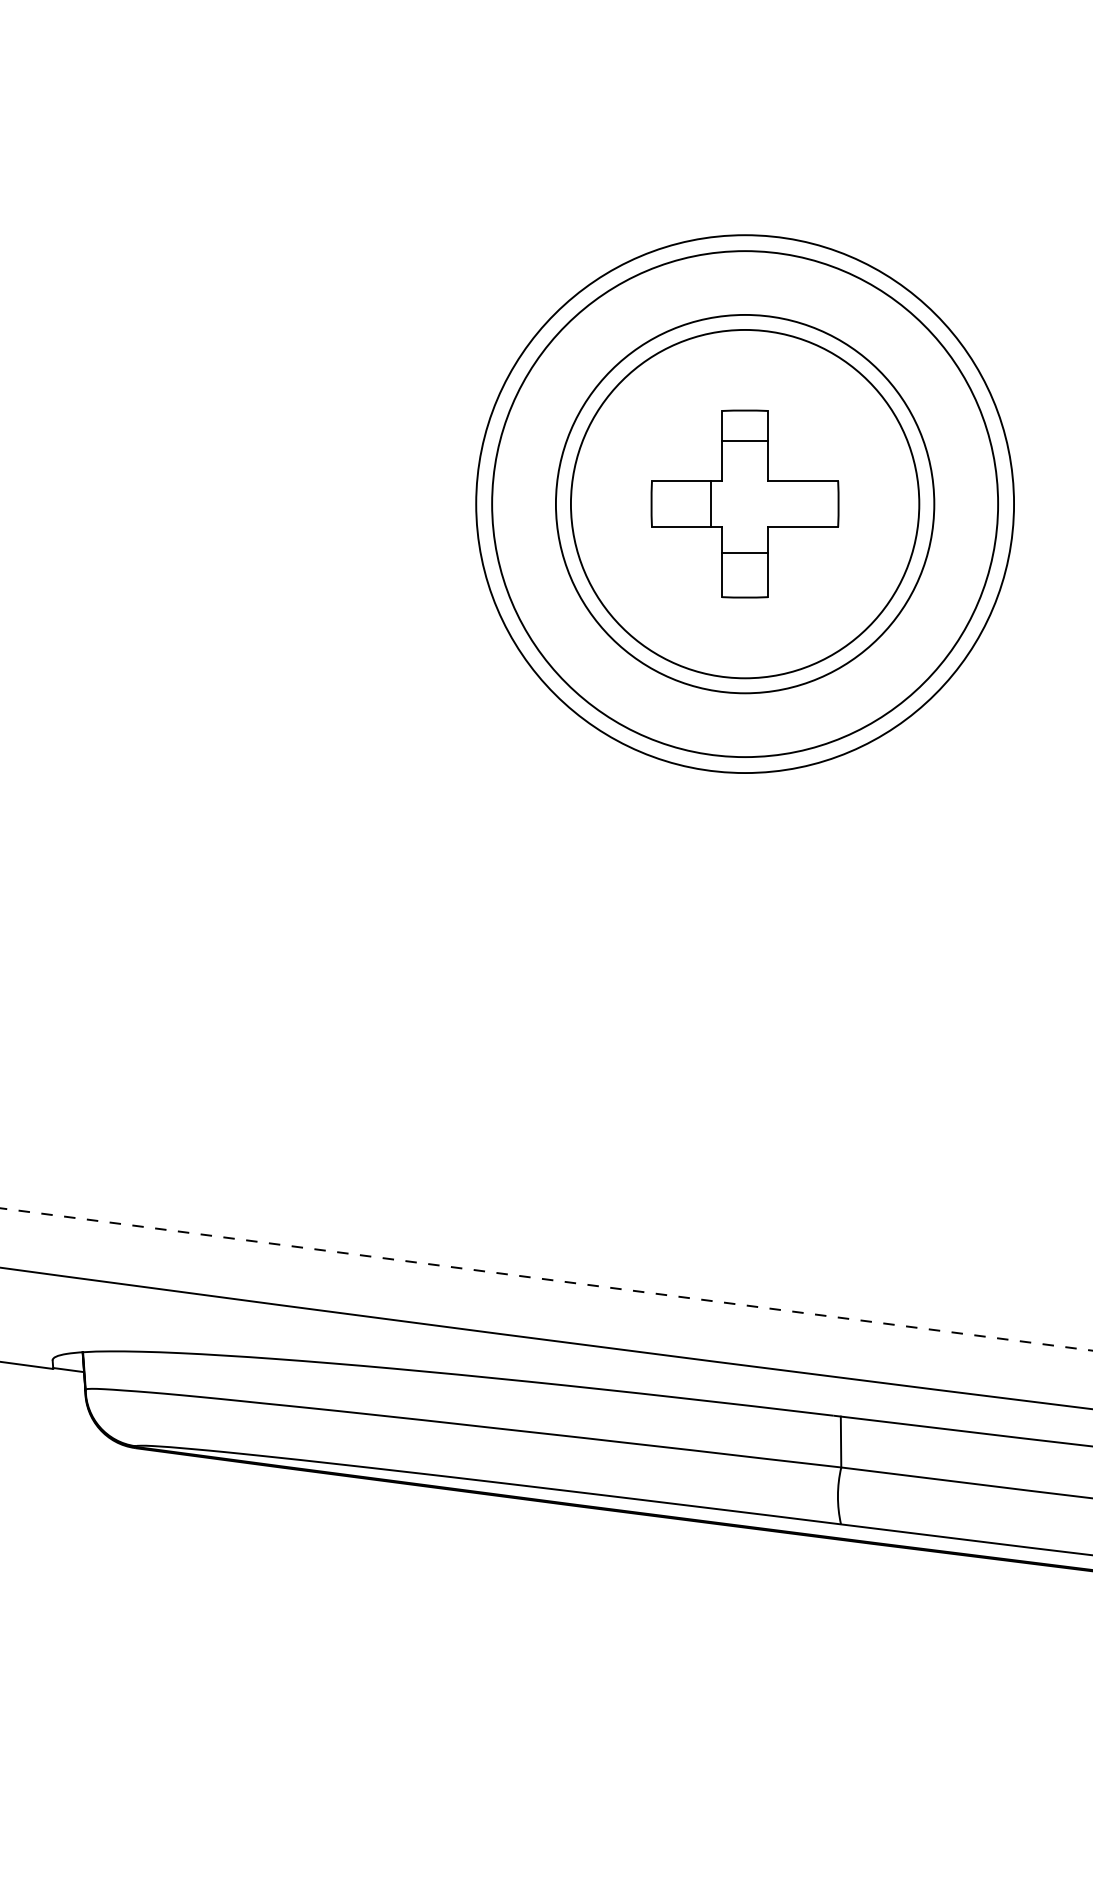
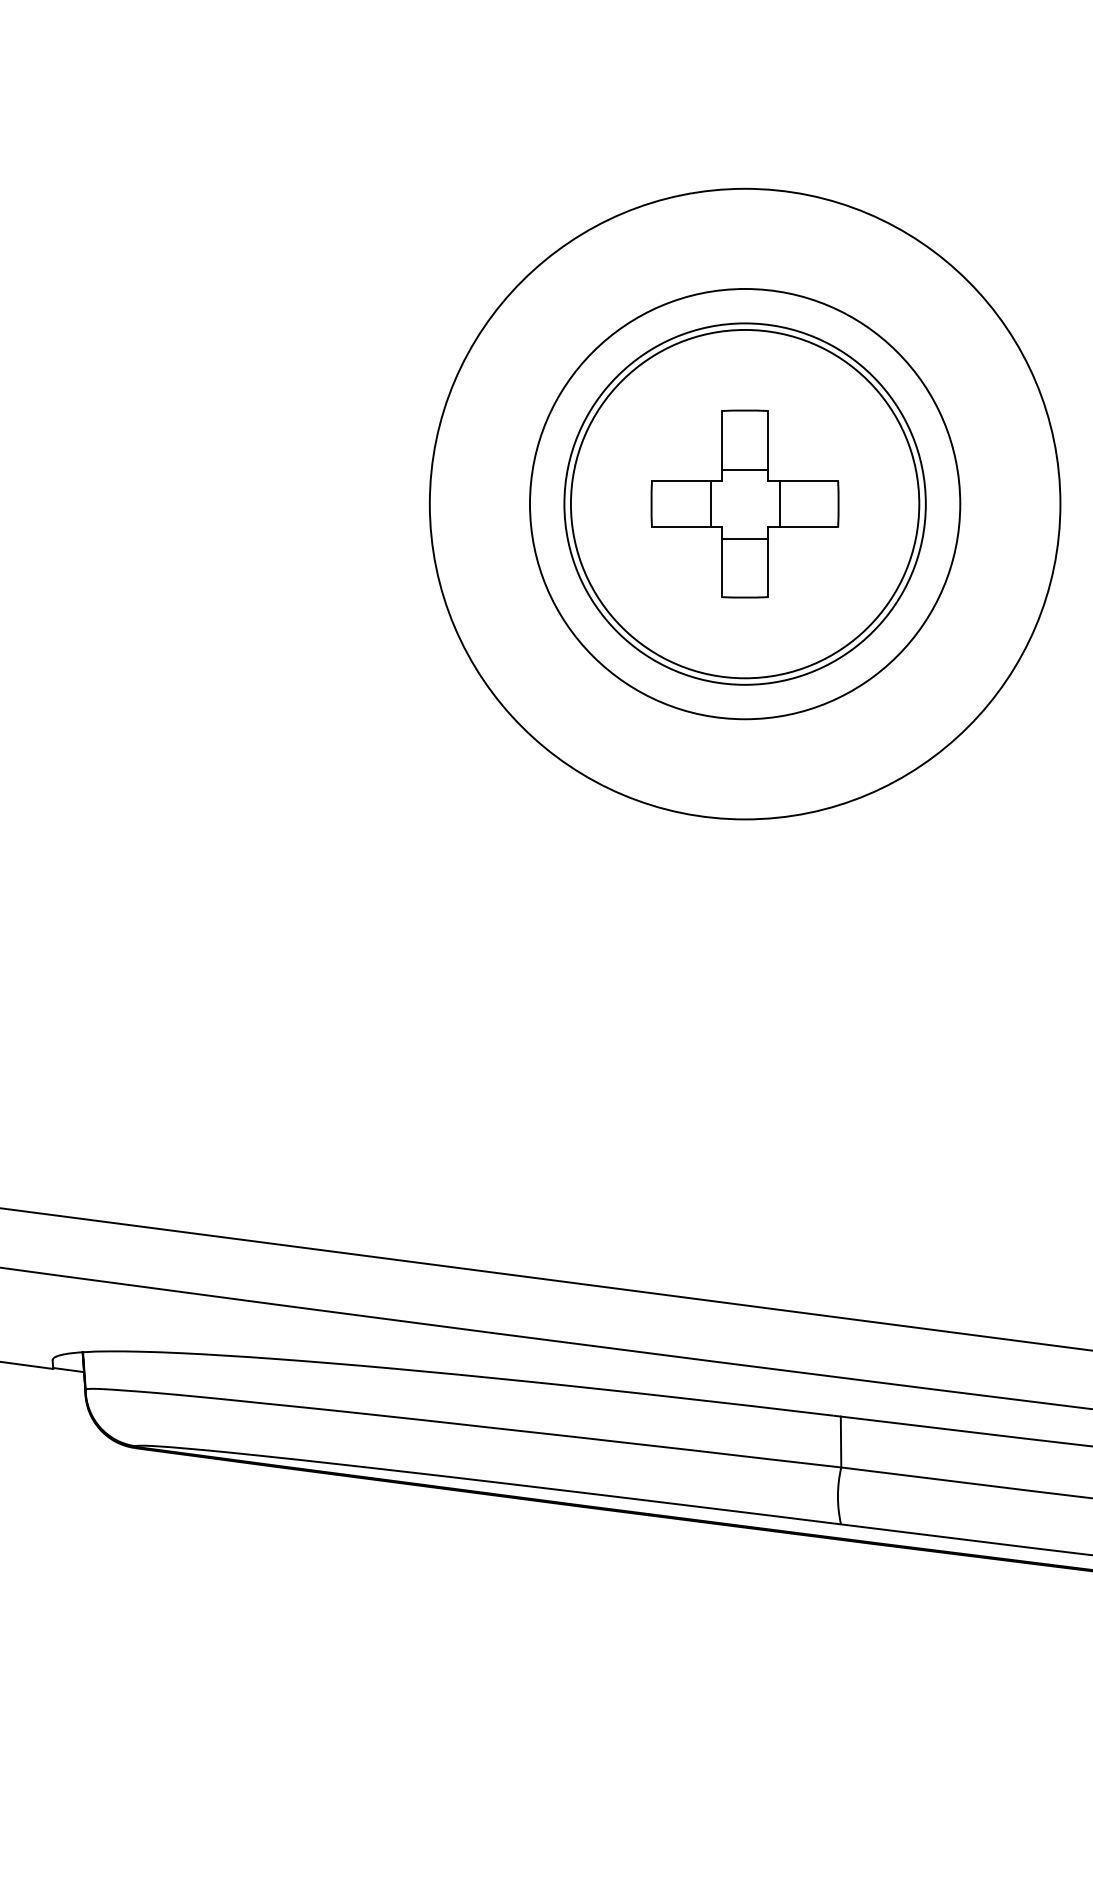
line position: (745, 440) -> (745, 469) (745, 469)
circle diameter: 378 px -> 631 px (744, 503)
circle diameter: 506 px -> 361 px (744, 503)
circle diameter: 538 px -> 430 px (744, 503)
line: none -> present (779, 504)
line position: (745, 552) -> (745, 538) (745, 538)
line: dashed -> solid (546, 1279)
